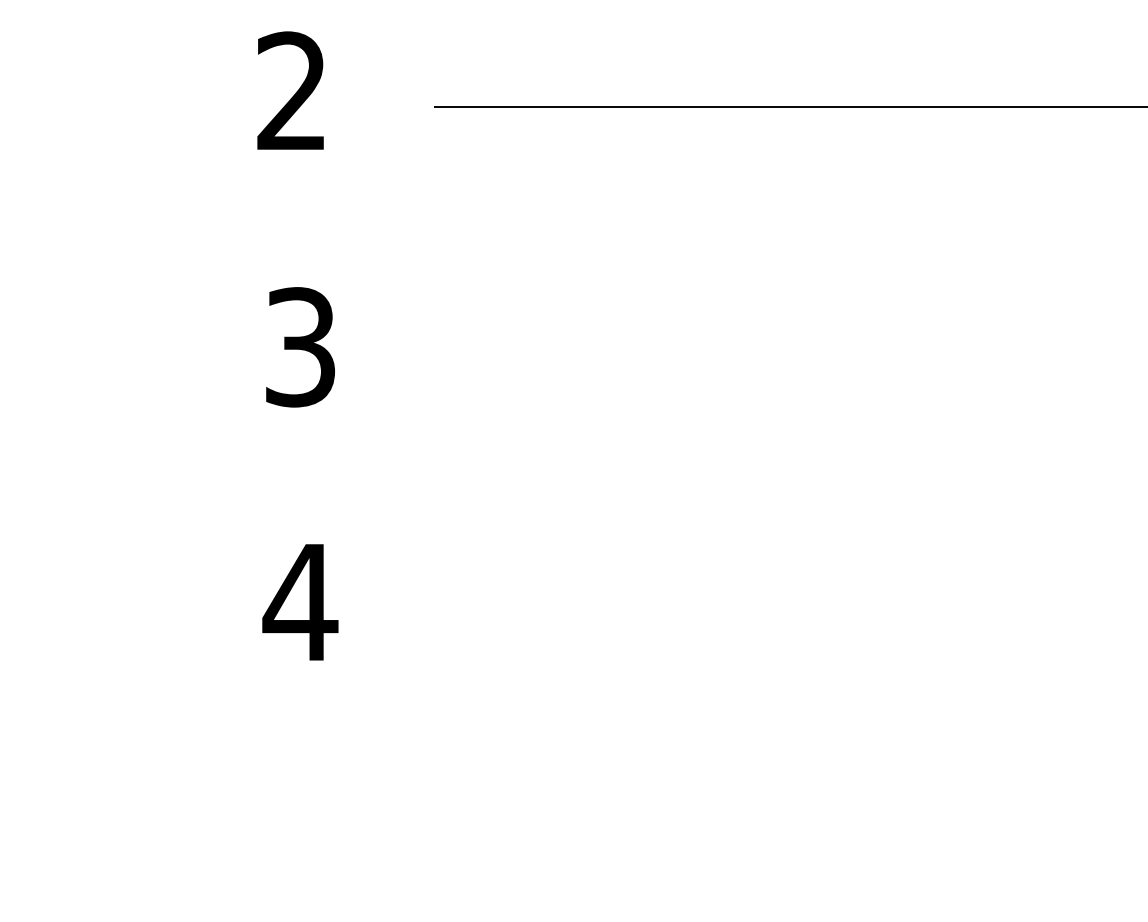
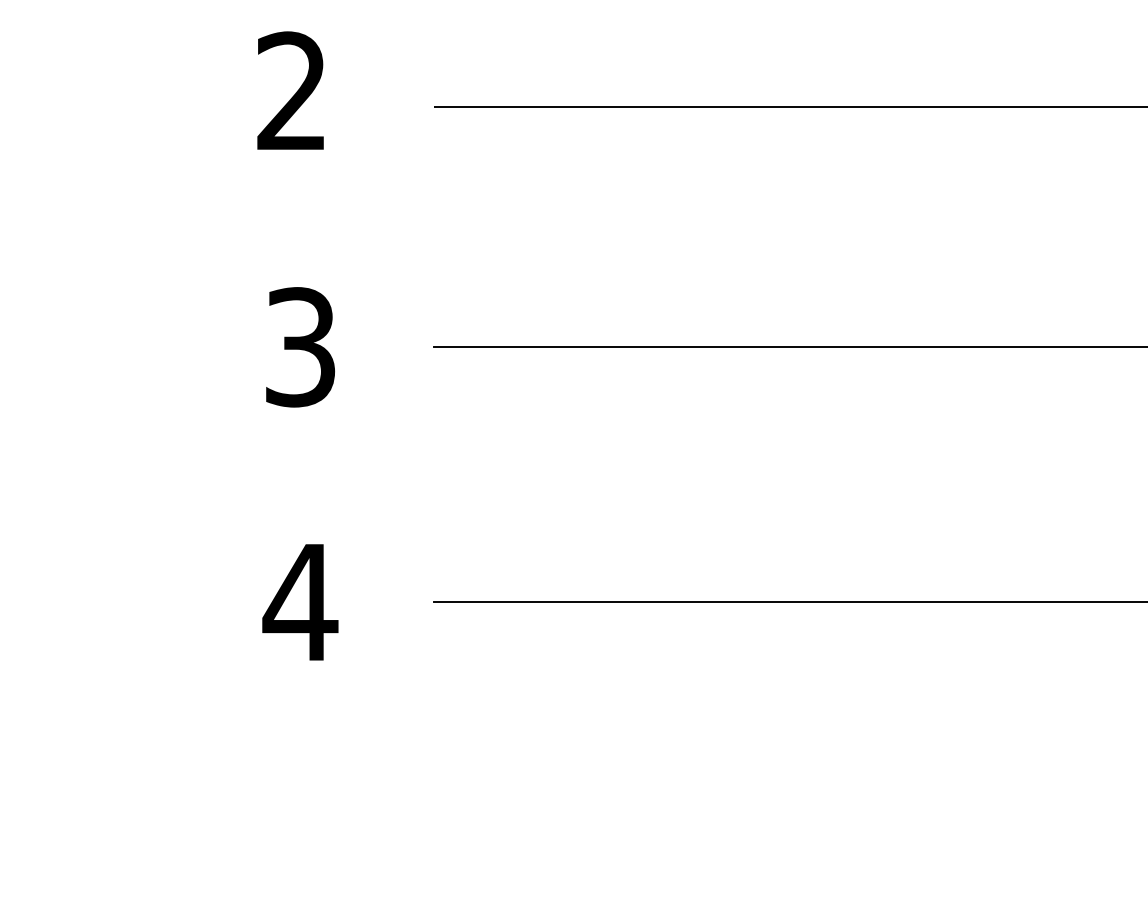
line: none -> present (789, 347)
line: none -> present (789, 602)
